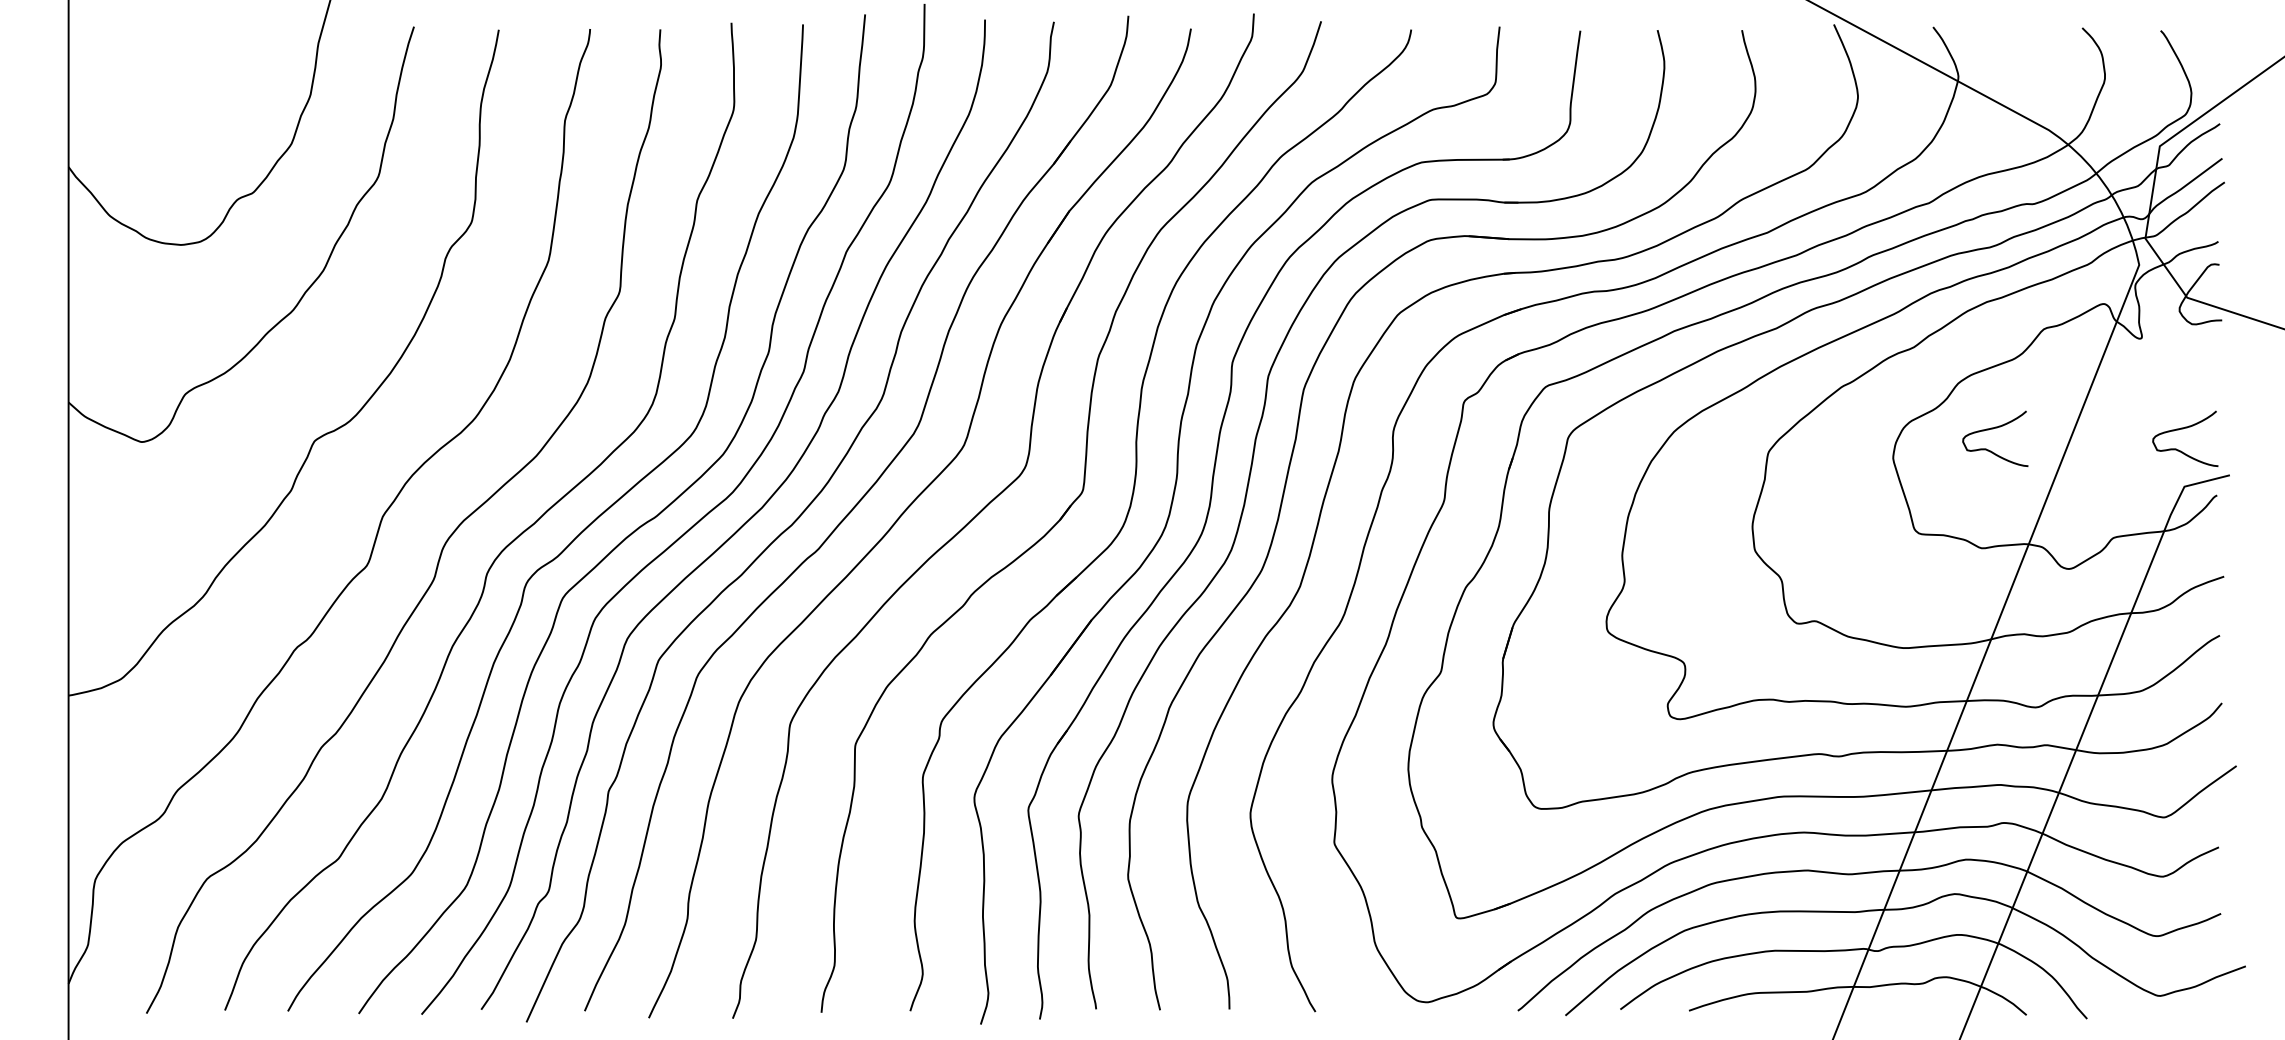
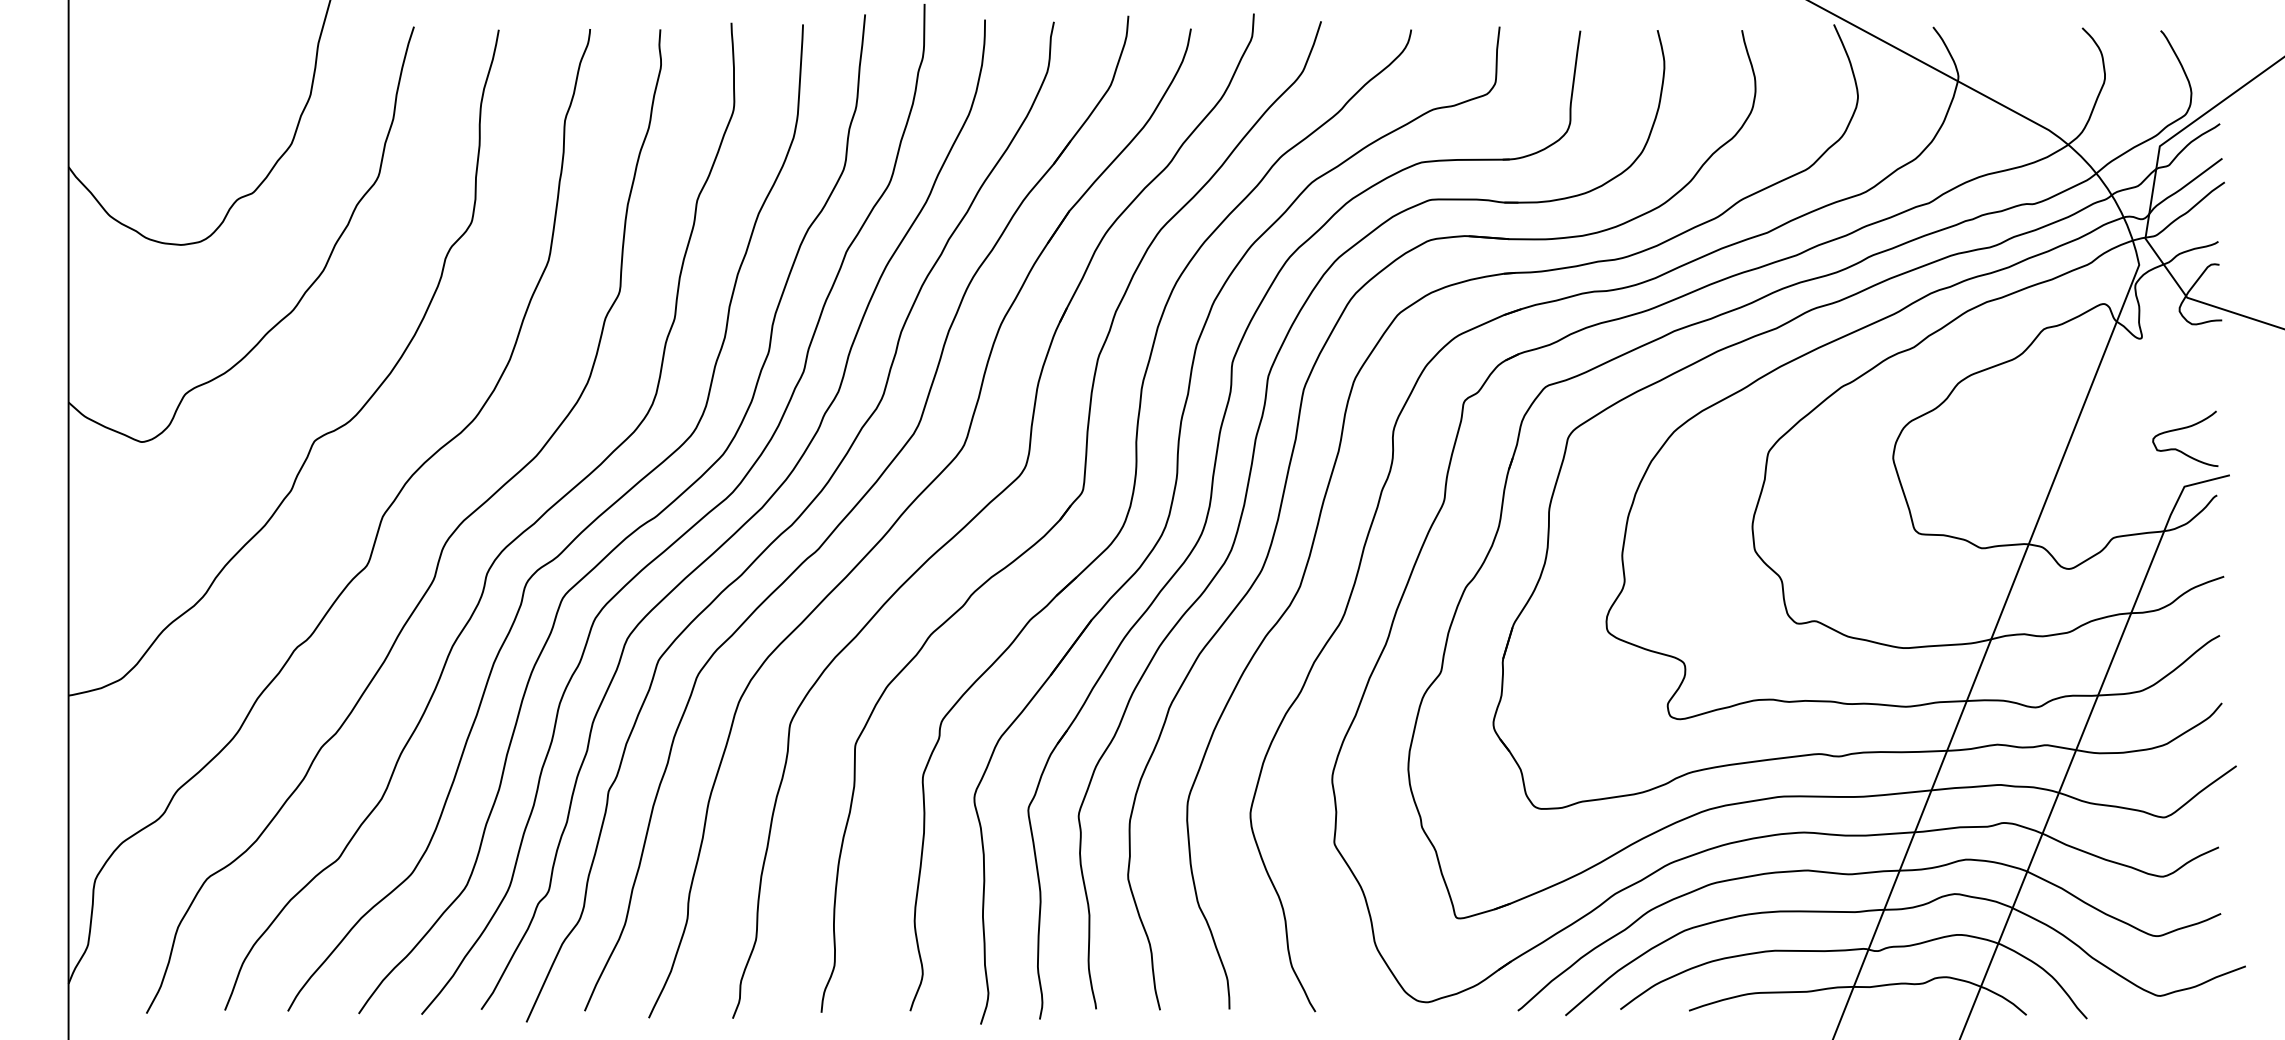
curve: present -> none (1993, 429)
